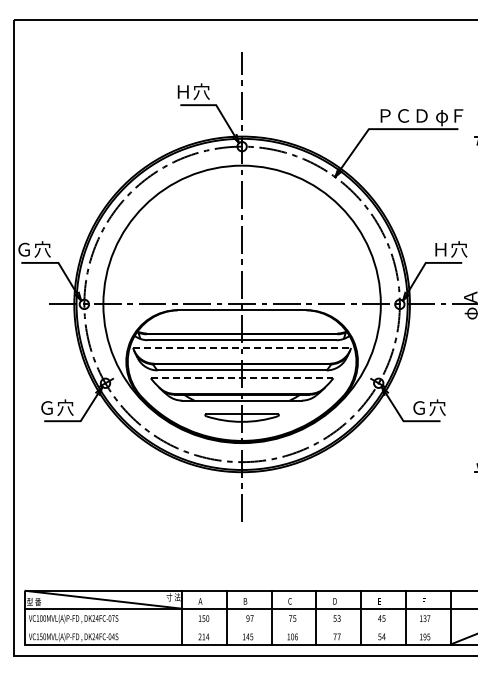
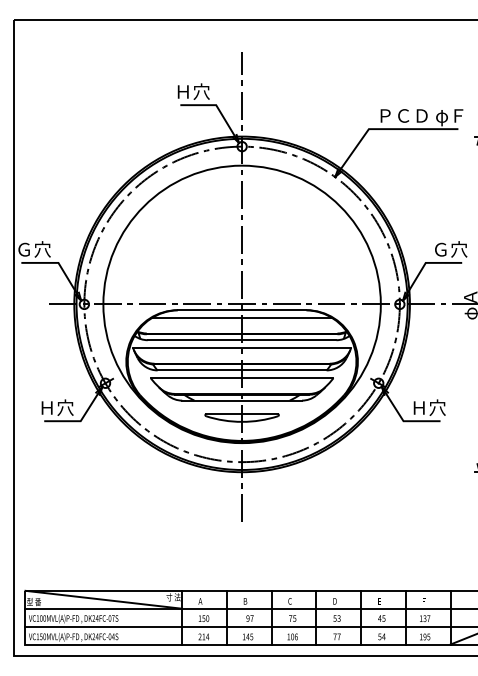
text: Ｈ穴 -> Ｇ穴 (440, 249)
line: none -> present (241, 317)
line: dashed -> solid (242, 348)
line: dashed -> solid (242, 378)
text: Ｇ穴 -> Ｈ穴 (46, 407)
text: Ｇ穴 -> Ｈ穴 (418, 407)
line: none -> present (249, 626)
